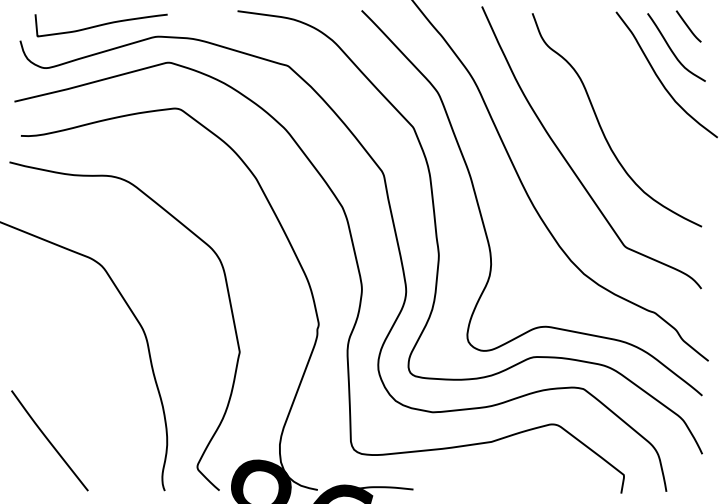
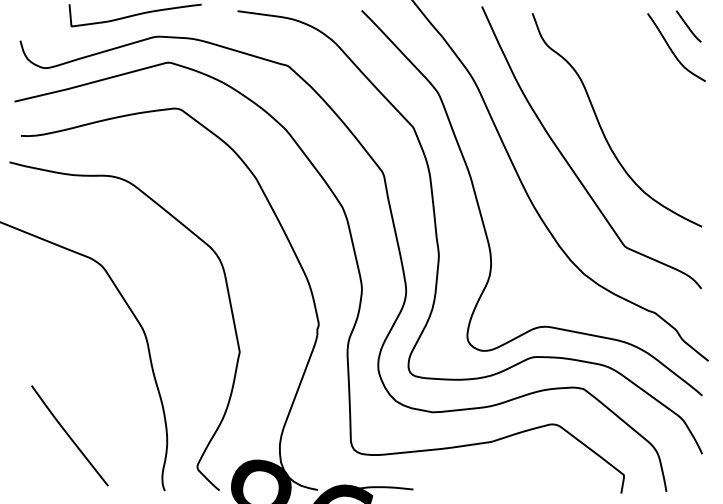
curve position: (100, 25) -> (134, 15) (134, 15)
curve: present -> none (659, 77)
curve position: (49, 440) -> (69, 435) (69, 435)
